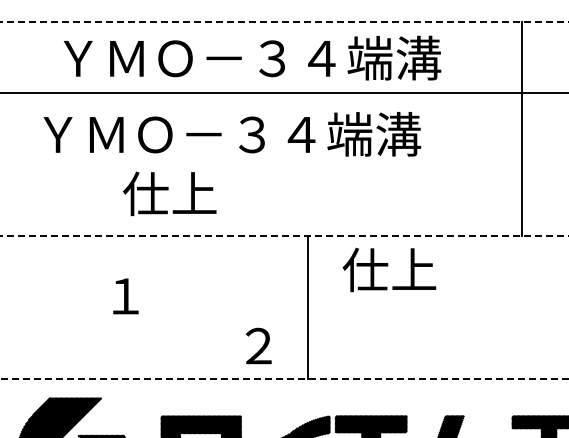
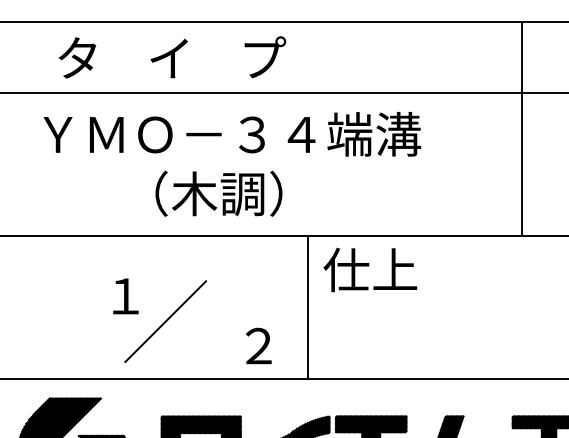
line: dashed -> solid (284, 22)
text: ＹＭＯ－３４端溝 -> タ    イ    プ (249, 57)
text: 仕上 -> （木調） (202, 193)
line: dashed -> solid (284, 236)
text position: (389, 269) -> (370, 269) (370, 269)
line: none -> present (165, 321)
line: dashed -> solid (284, 378)
